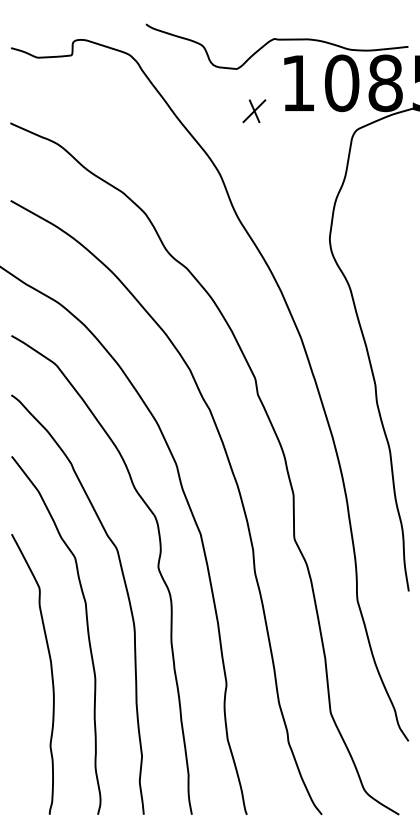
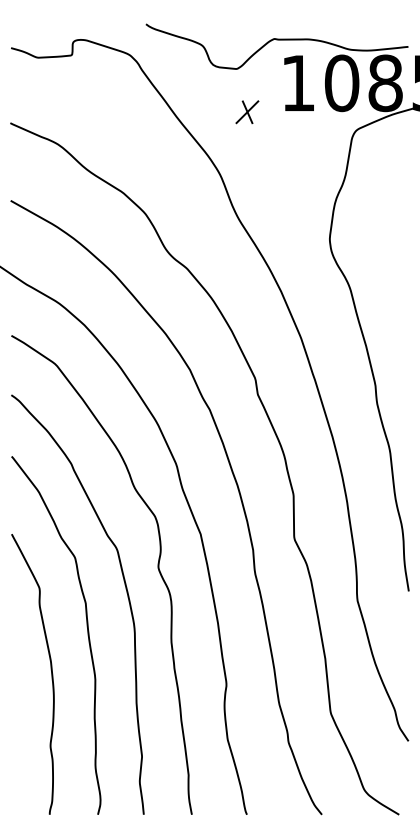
part position: (254, 111) -> (247, 112) (247, 112)
